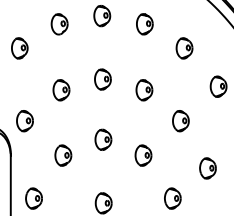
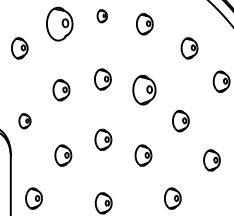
part size: 19x23 px -> 12x15 px (101, 16)
part size: 19x23 px -> 28x36 px (59, 23)
part position: (184, 48) -> (189, 48) (189, 48)
part position: (218, 86) -> (221, 81) (221, 81)
part size: 19x23 px -> 25x32 px (144, 89)
part size: 18x23 px -> 14x17 px (24, 121)
part position: (207, 168) -> (211, 160) (211, 160)
